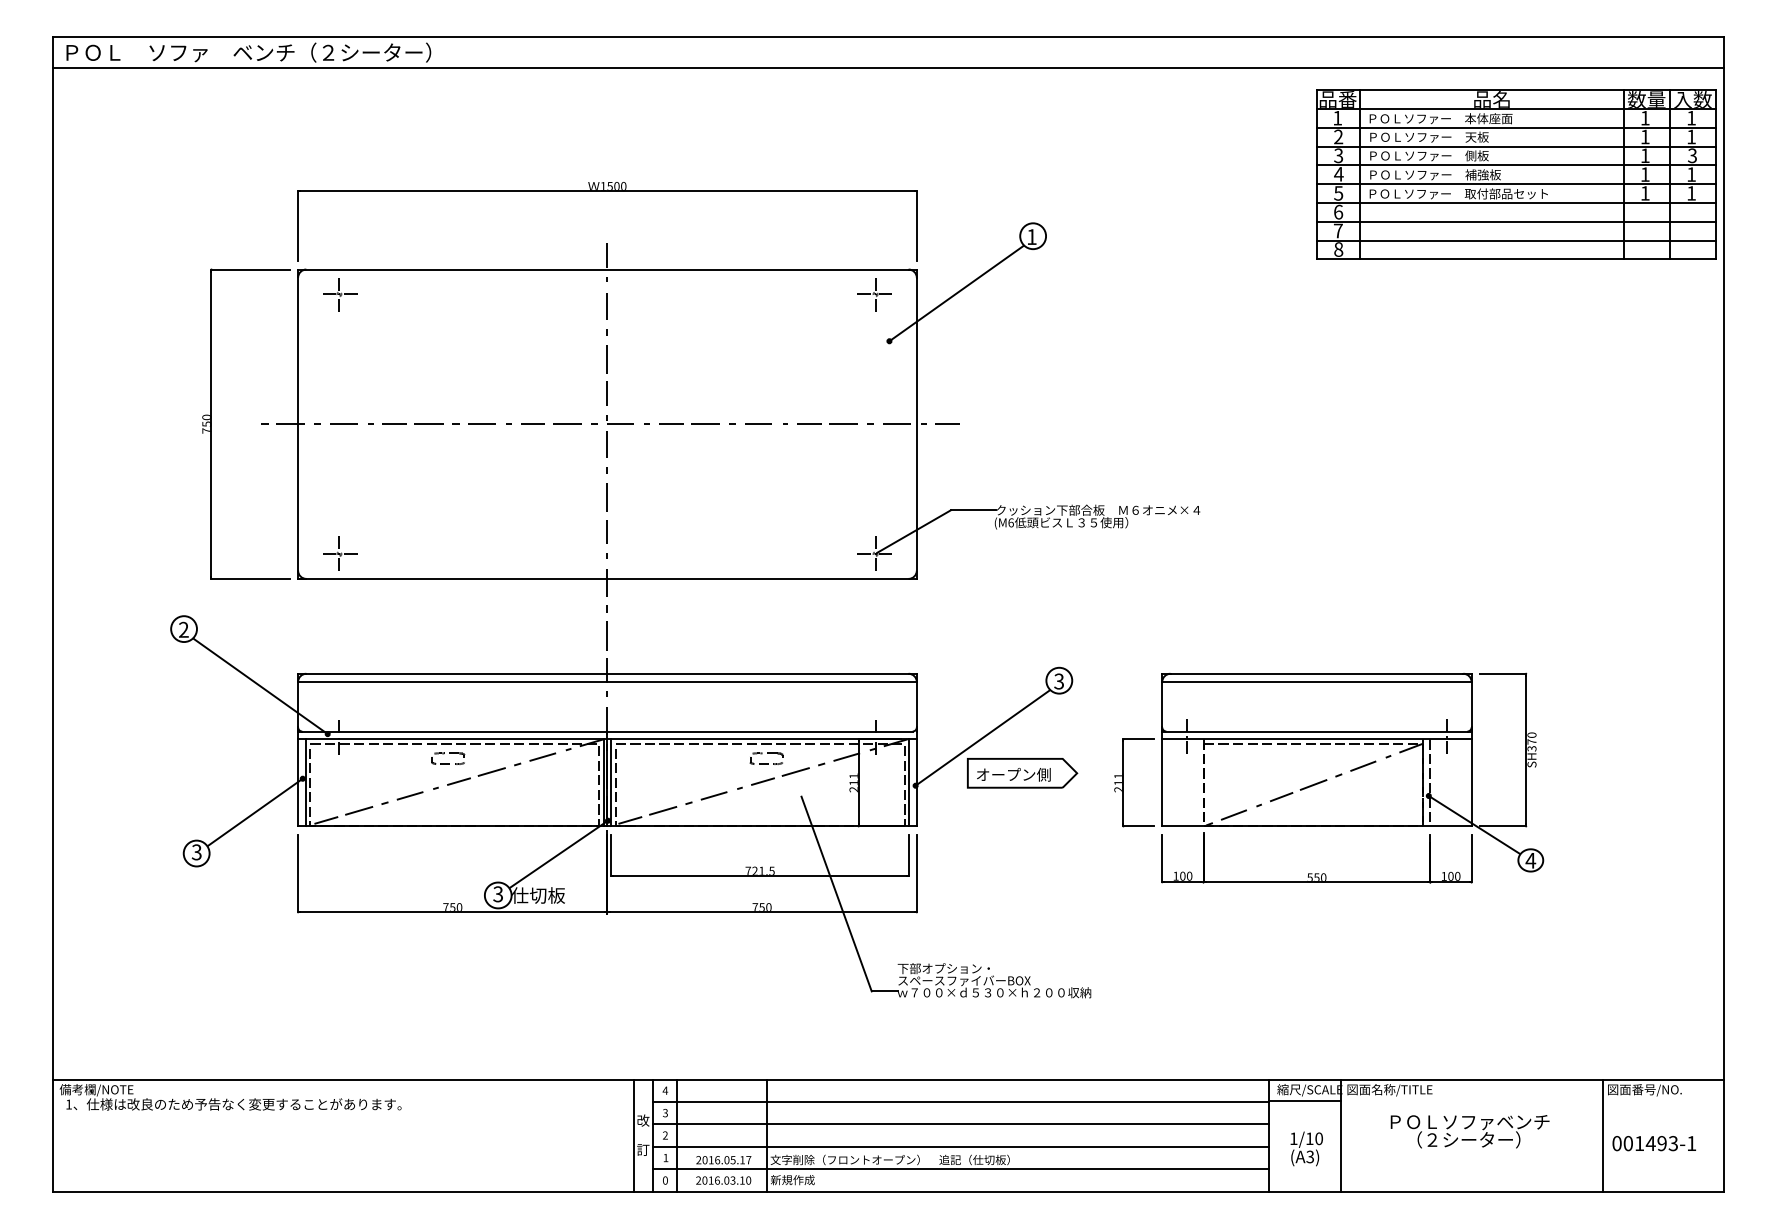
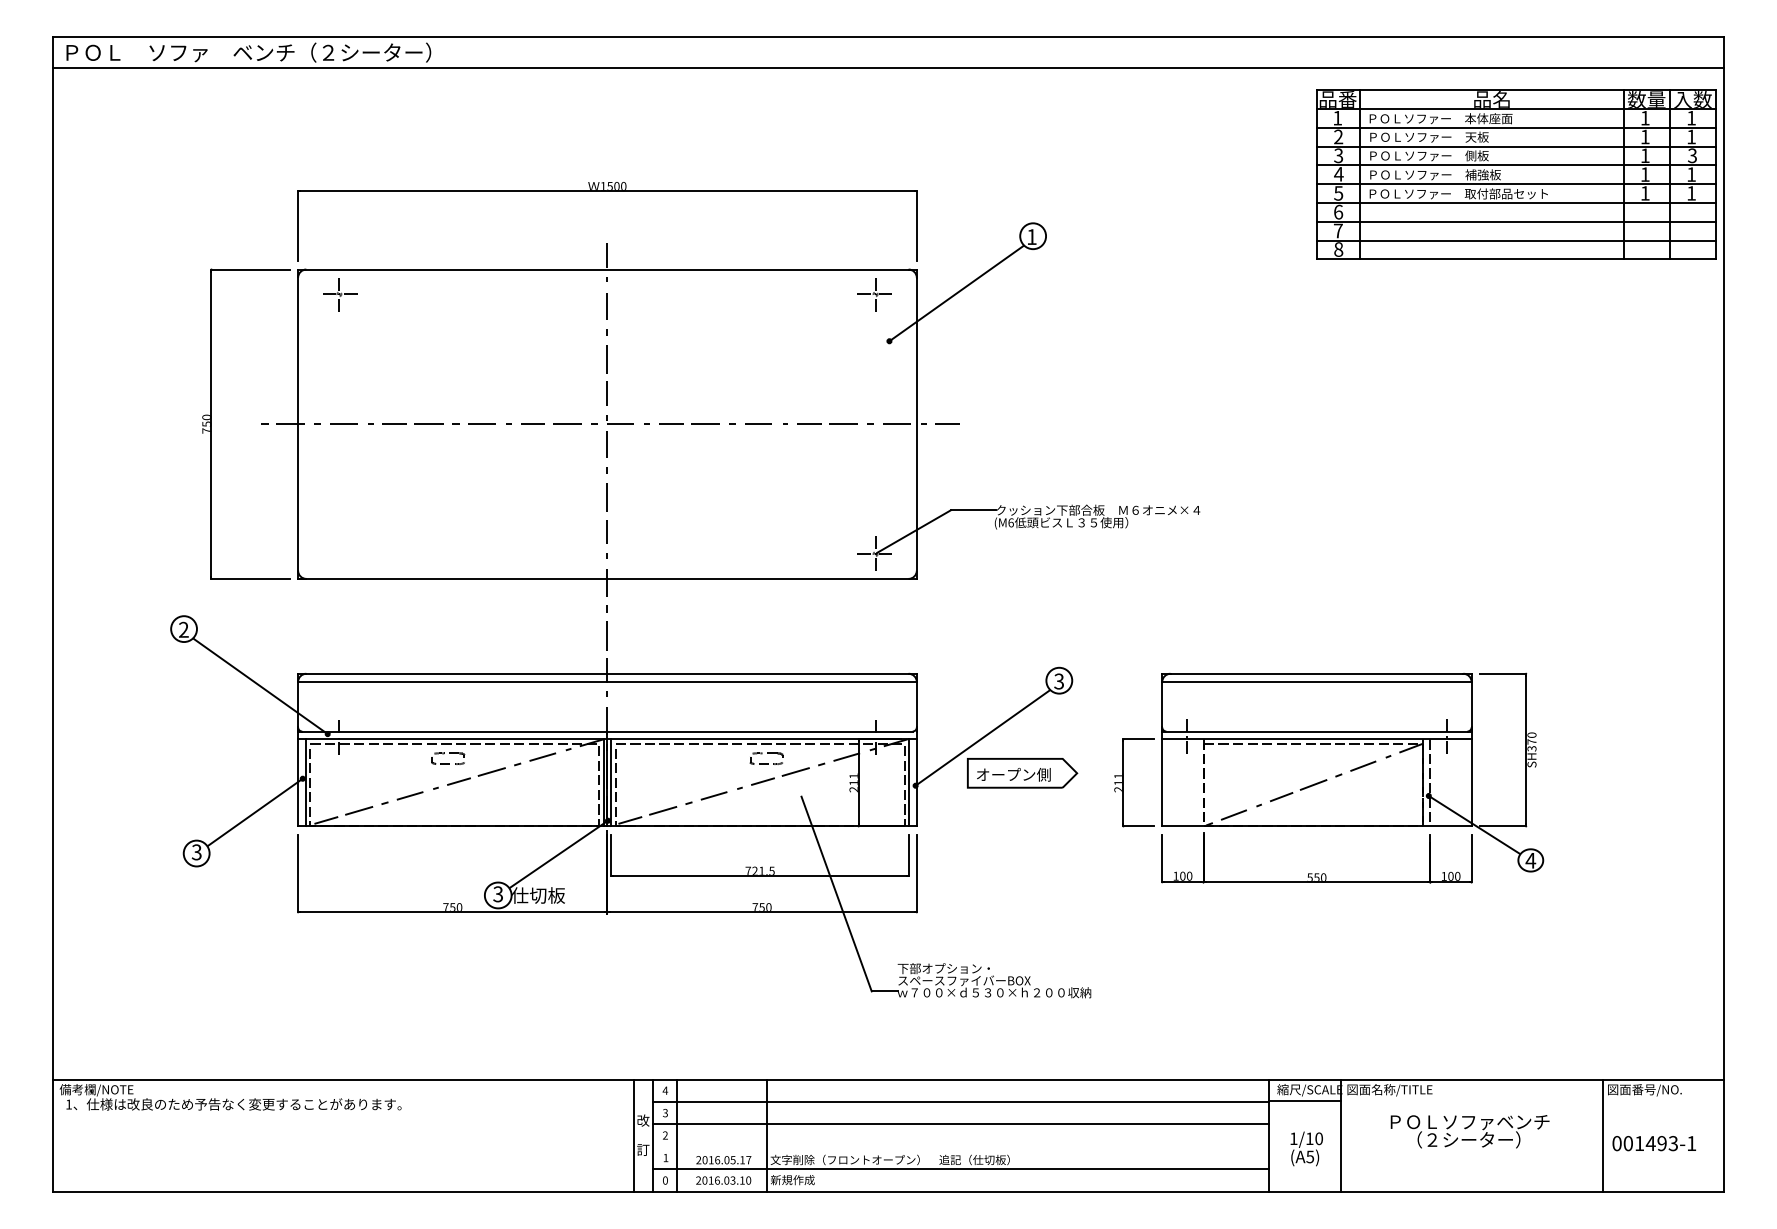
part: present -> none (340, 553)
line: present -> none (960, 1146)
text: (A3) -> (A5) (1309, 1156)
